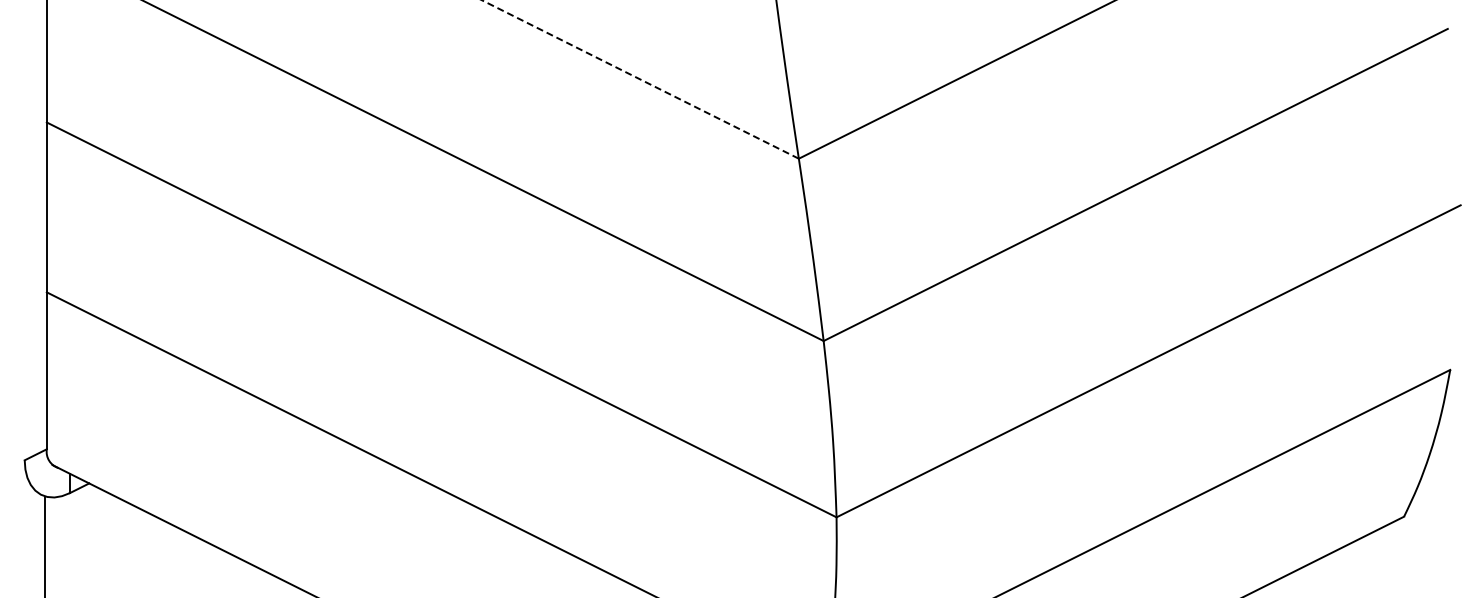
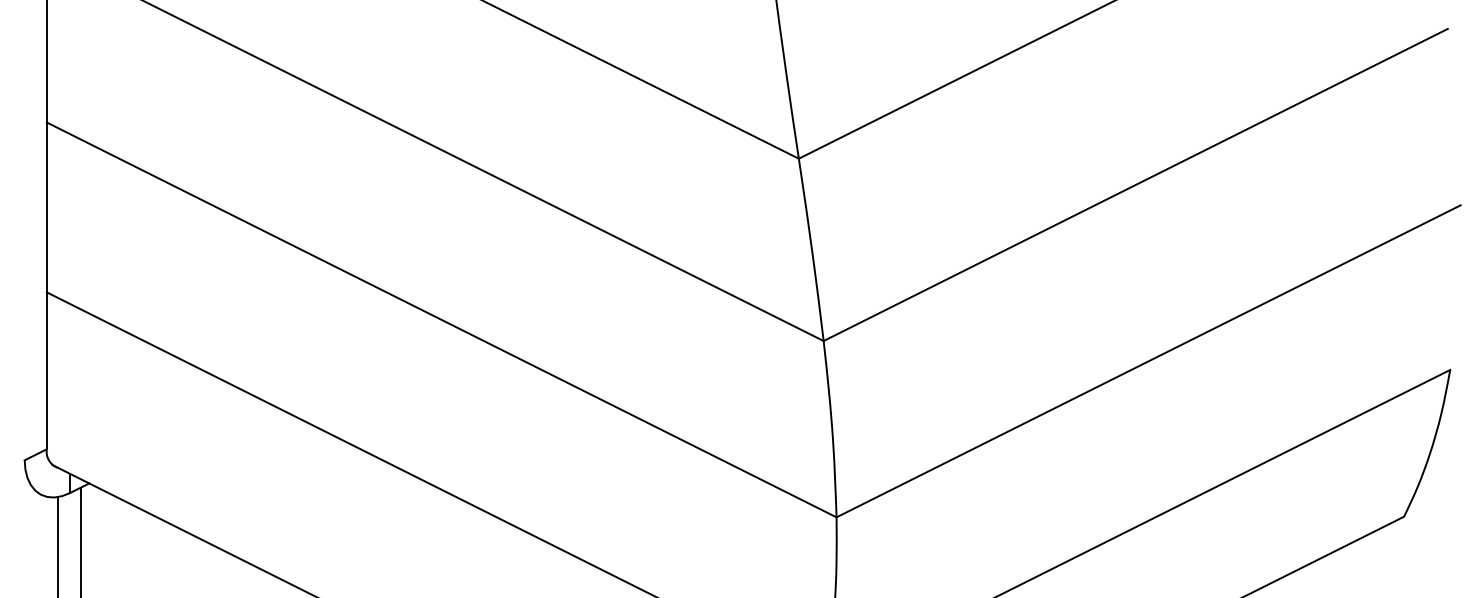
line: dashed -> solid (639, 79)
line: none -> present (80, 540)
line position: (45, 545) -> (58, 545) (58, 545)
